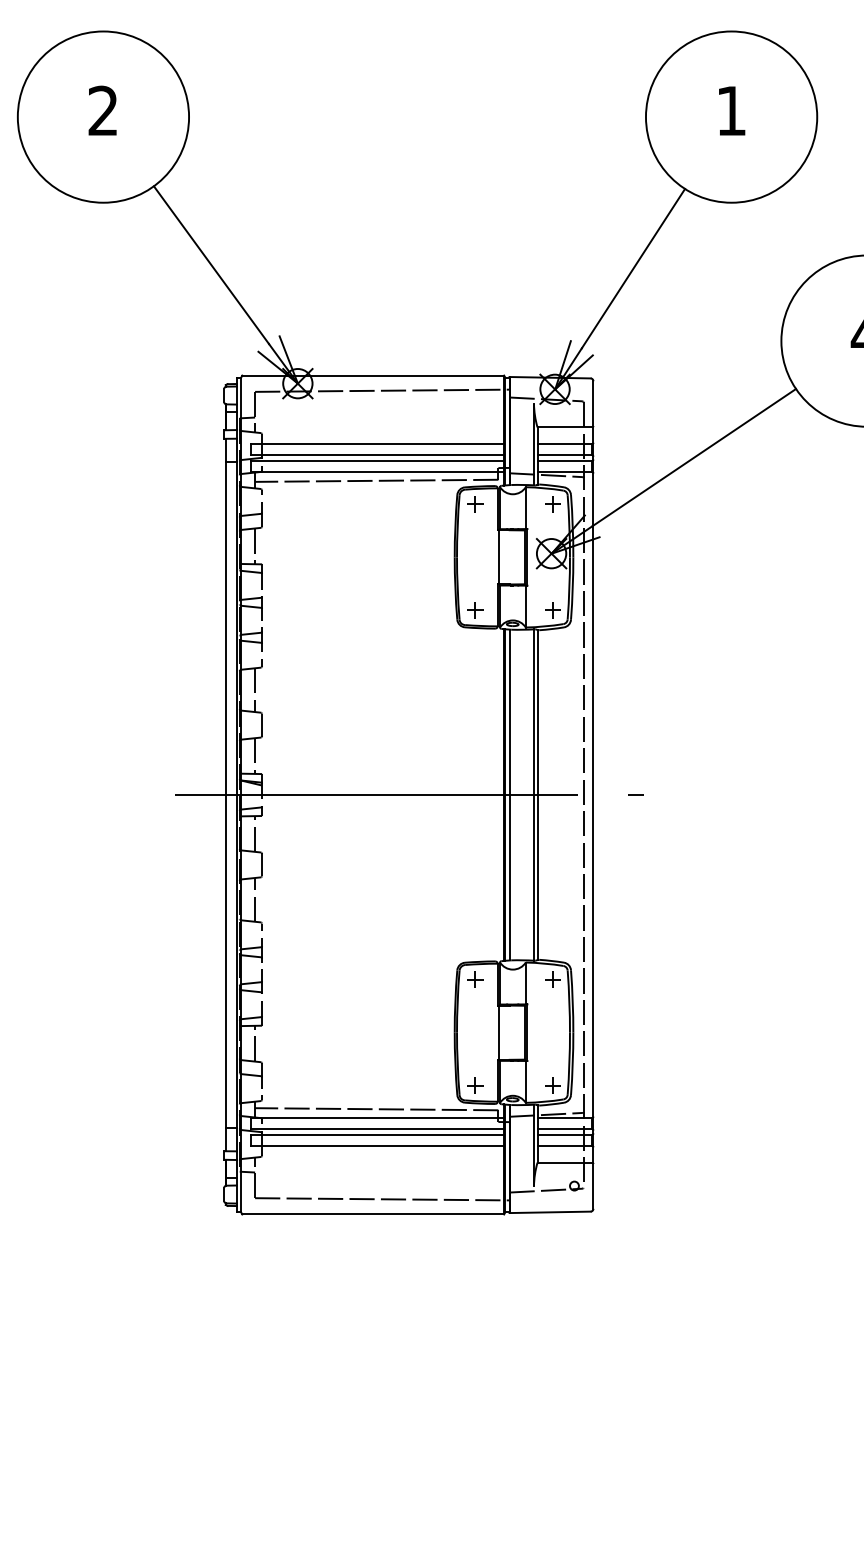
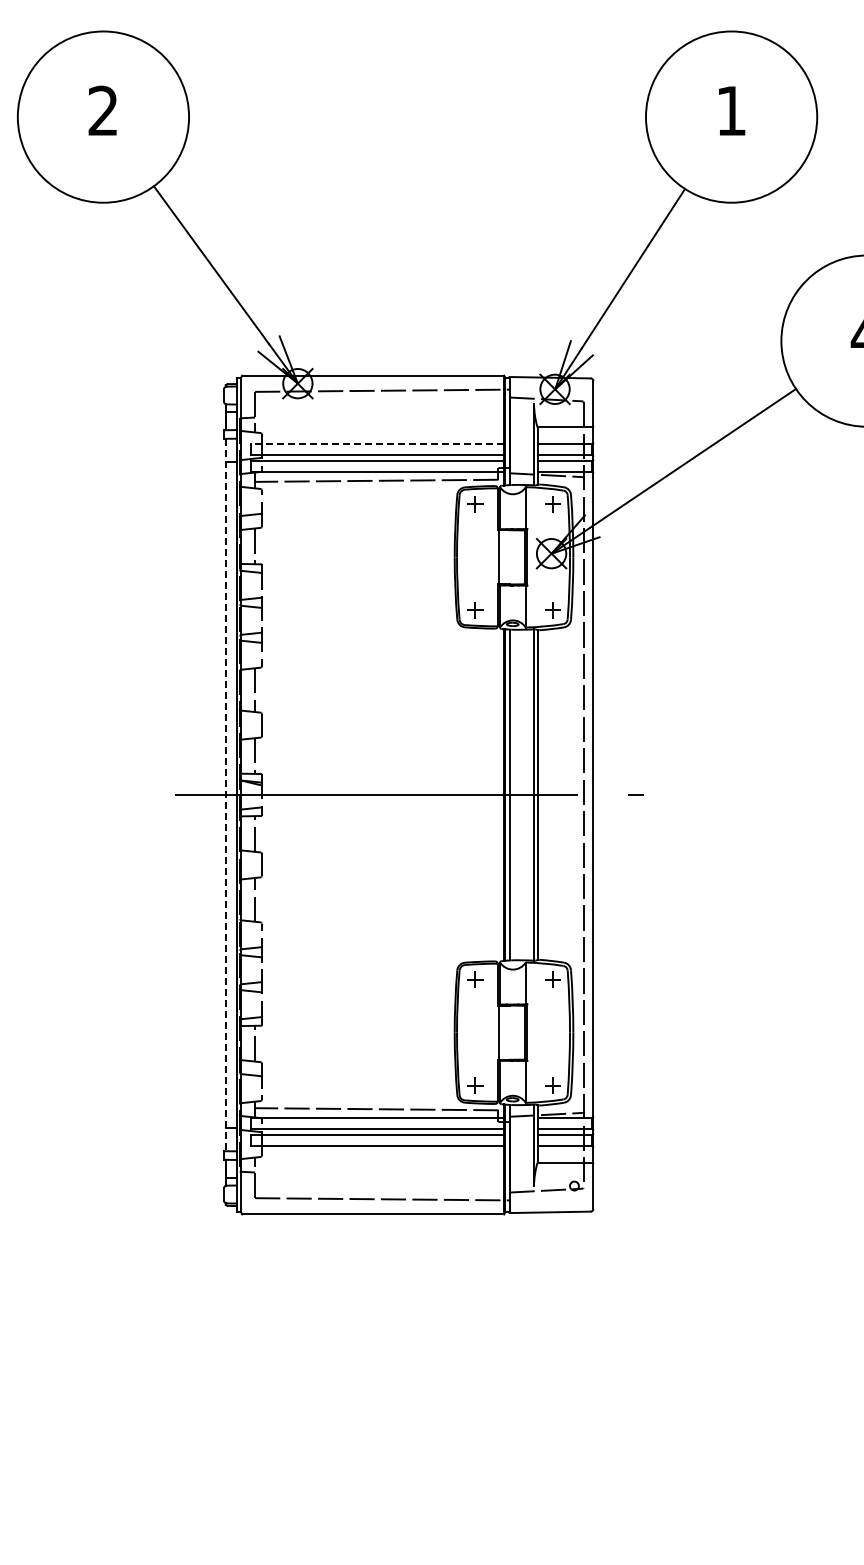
line: solid -> dashed (377, 444)
line: solid -> dashed (225, 795)
